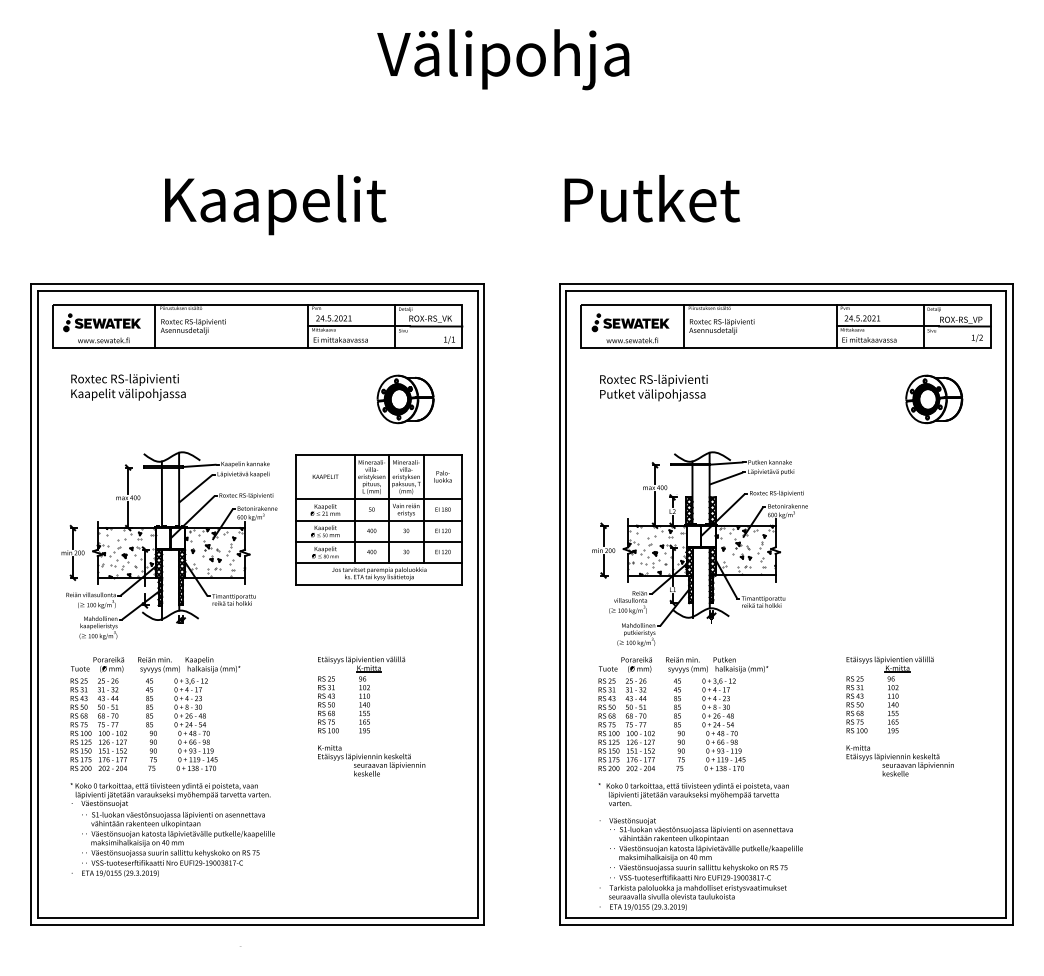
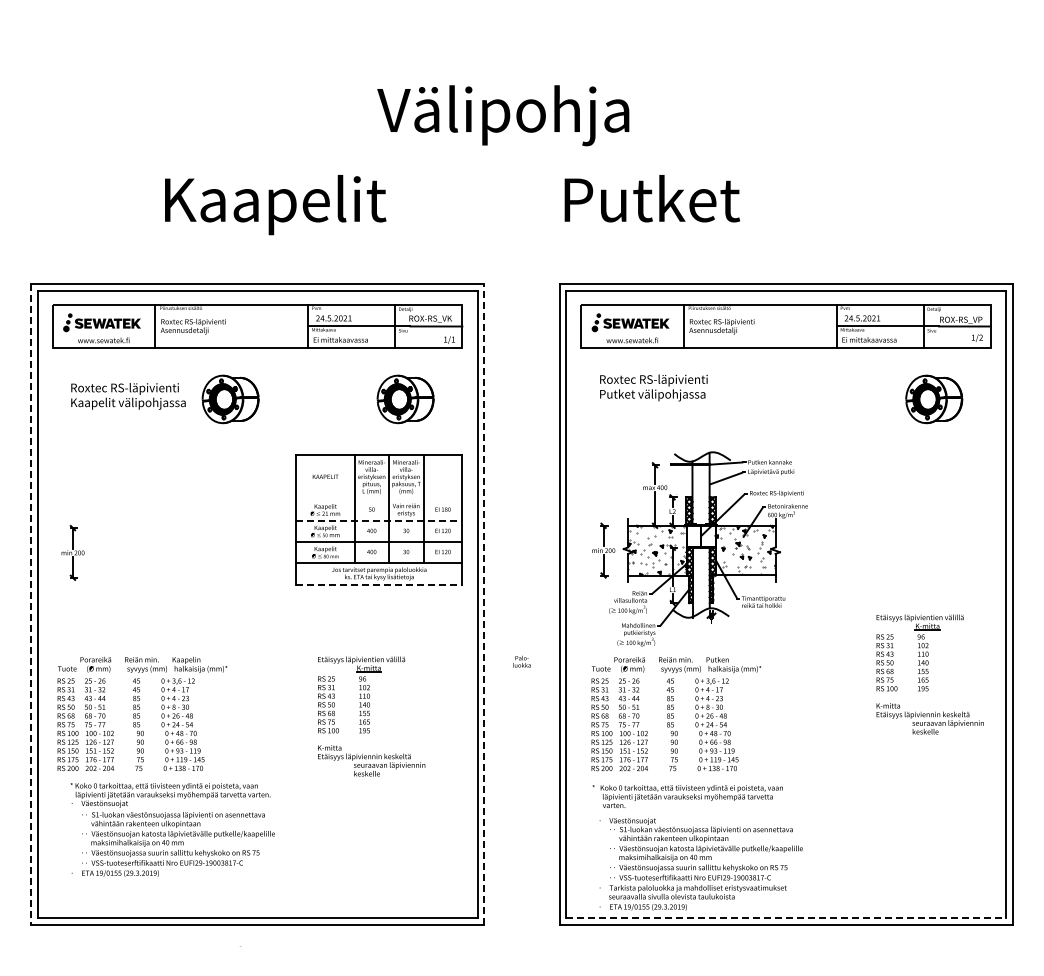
text position: (503, 59) -> (503, 115) (503, 115)
text position: (128, 387) -> (128, 396) (128, 396)
part: none -> present (230, 399)
text position: (442, 476) -> (521, 661) (521, 661)
line: present -> none (379, 499)
line: solid -> dashed (379, 520)
part: present -> none (171, 545)
line: solid -> dashed (379, 584)
line: solid -> dashed (484, 603)
line: solid -> dashed (31, 604)
text position: (155, 713) -> (142, 713) (142, 713)
text position: (683, 714) -> (676, 714) (676, 714)
part position: (899, 716) -> (929, 674) (929, 674)
text position: (693, 794) -> (687, 796) (687, 796)
line: solid -> dashed (786, 918)
